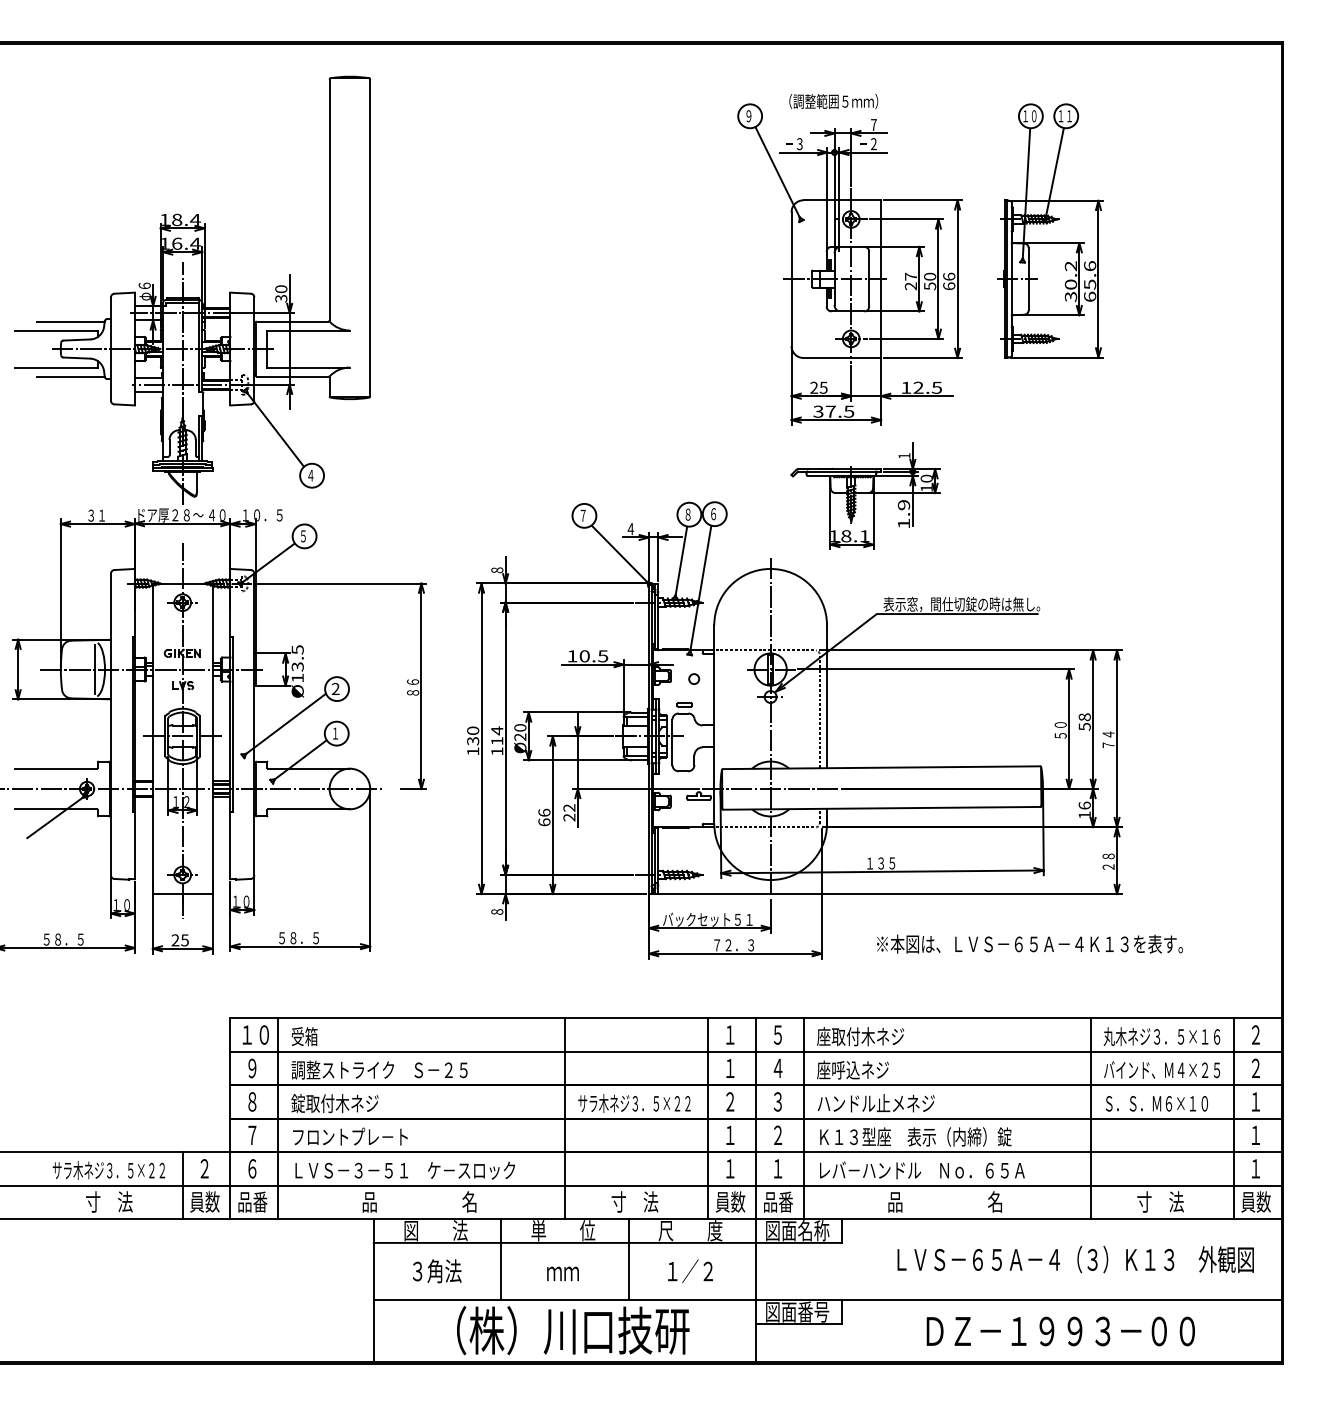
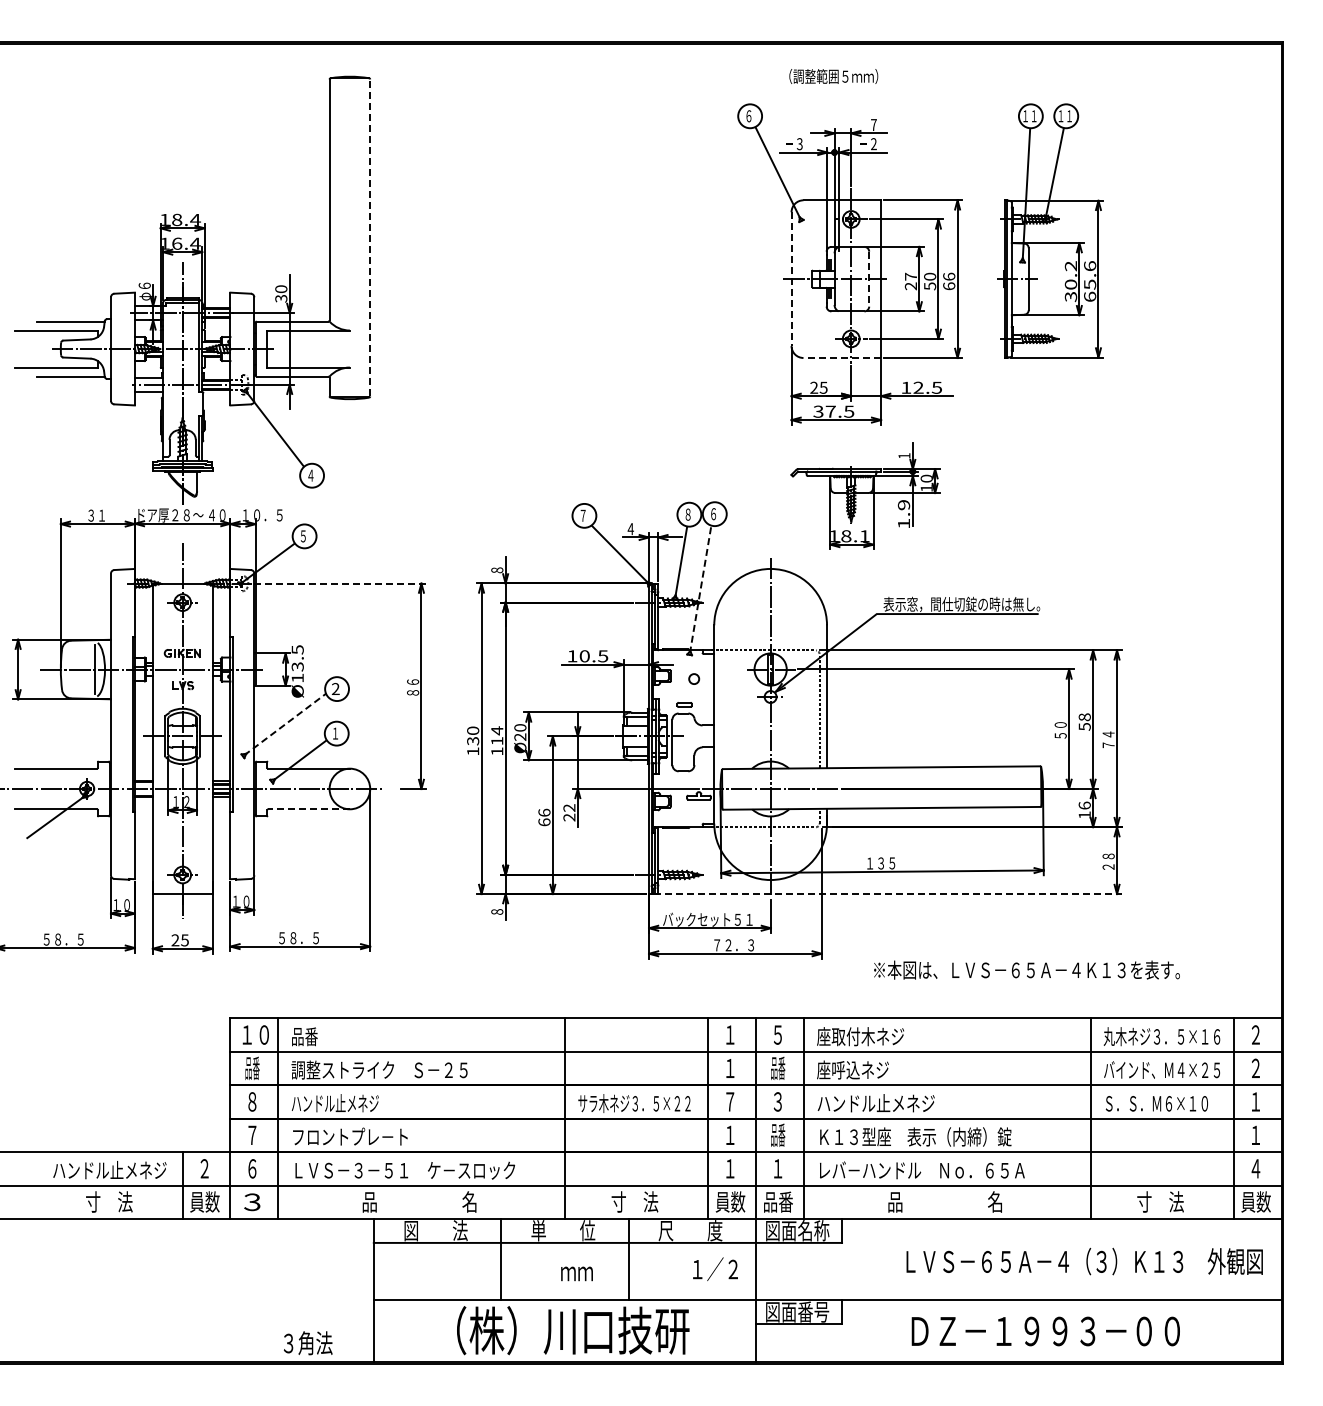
text position: (833, 101) -> (833, 76) (833, 76)
text: ９ -> ６ (748, 116)
text: １０ -> １１ (1034, 116)
line: solid -> dashed (370, 237)
line: solid -> dashed (791, 279)
line: solid -> dashed (869, 279)
line: solid -> dashed (842, 358)
line: solid -> dashed (340, 583)
line: solid -> dashed (700, 589)
line: solid -> dashed (285, 724)
line: solid -> dashed (309, 809)
line: solid -> dashed (887, 894)
text position: (1029, 943) -> (1026, 969) (1026, 969)
text: 受箱 -> 品番 (304, 1036)
text: ９ -> 品番 (252, 1067)
text: ４ -> 品番 (778, 1068)
text: ２ -> ７ (730, 1101)
text: 錠取付木ネジ -> ハンドル止メネジ (334, 1103)
text: ２ -> 品番 (778, 1134)
text: １ -> ４ (1255, 1168)
text: サラ木ネジ３．５×２２ -> ハンドル止メネジ (109, 1170)
text: 品番 -> ３ (252, 1201)
text position: (1075, 1259) -> (1084, 1261) (1084, 1261)
text position: (690, 1270) -> (715, 1268) (715, 1268)
text position: (437, 1271) -> (308, 1343) (308, 1343)
text position: (562, 1273) -> (576, 1273) (576, 1273)
text position: (1060, 1331) -> (1045, 1331) (1045, 1331)
